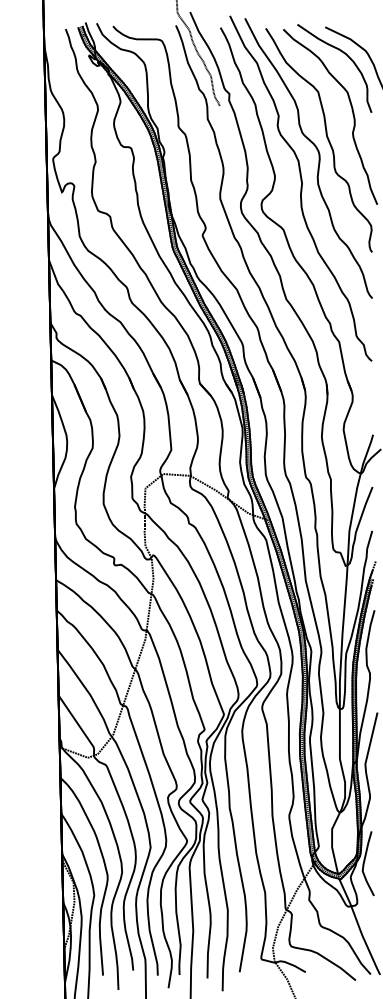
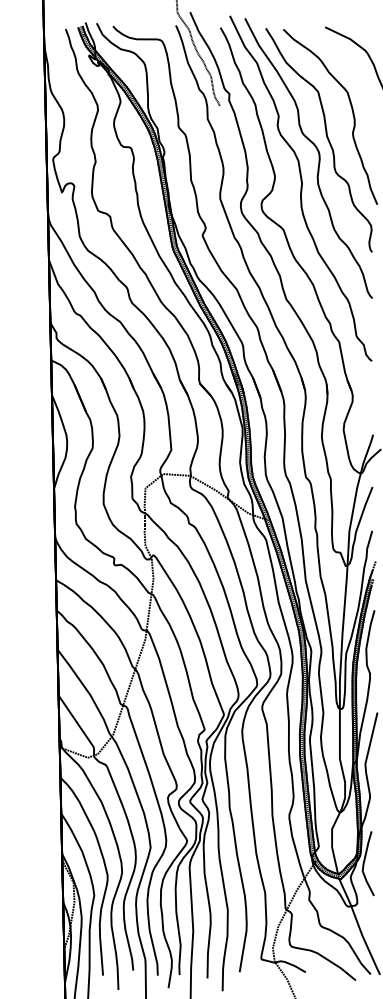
part: present -> none (344, 54)
